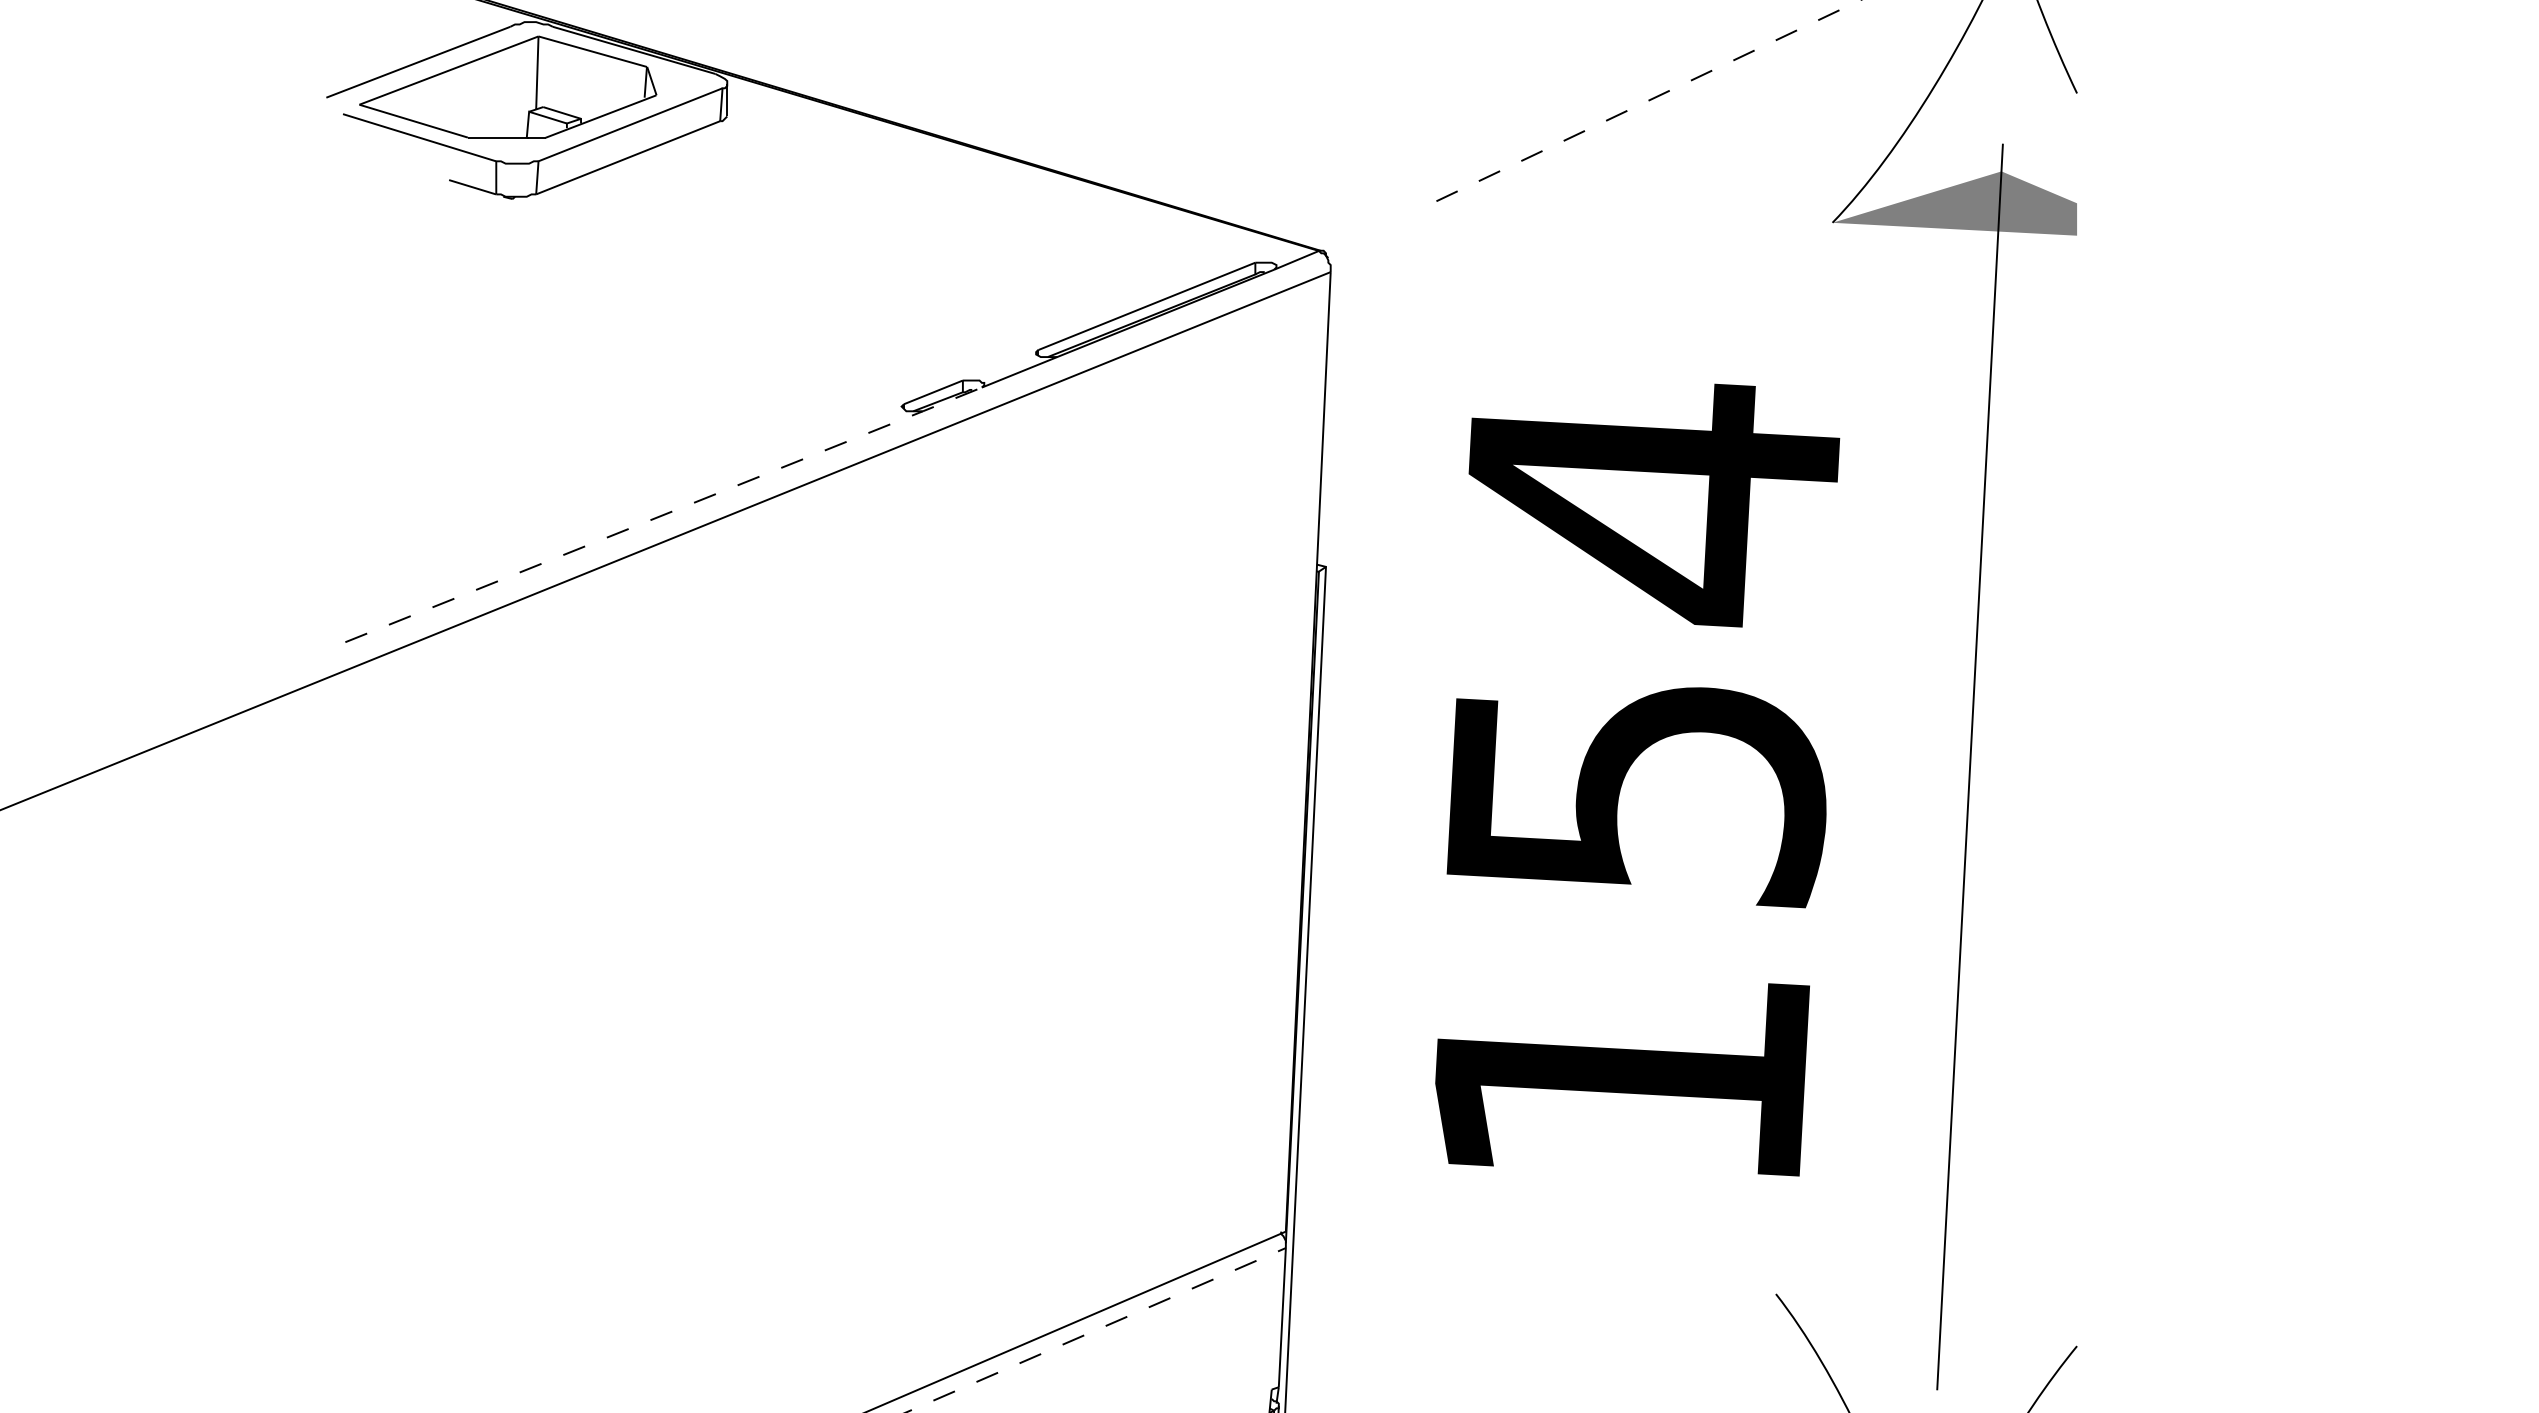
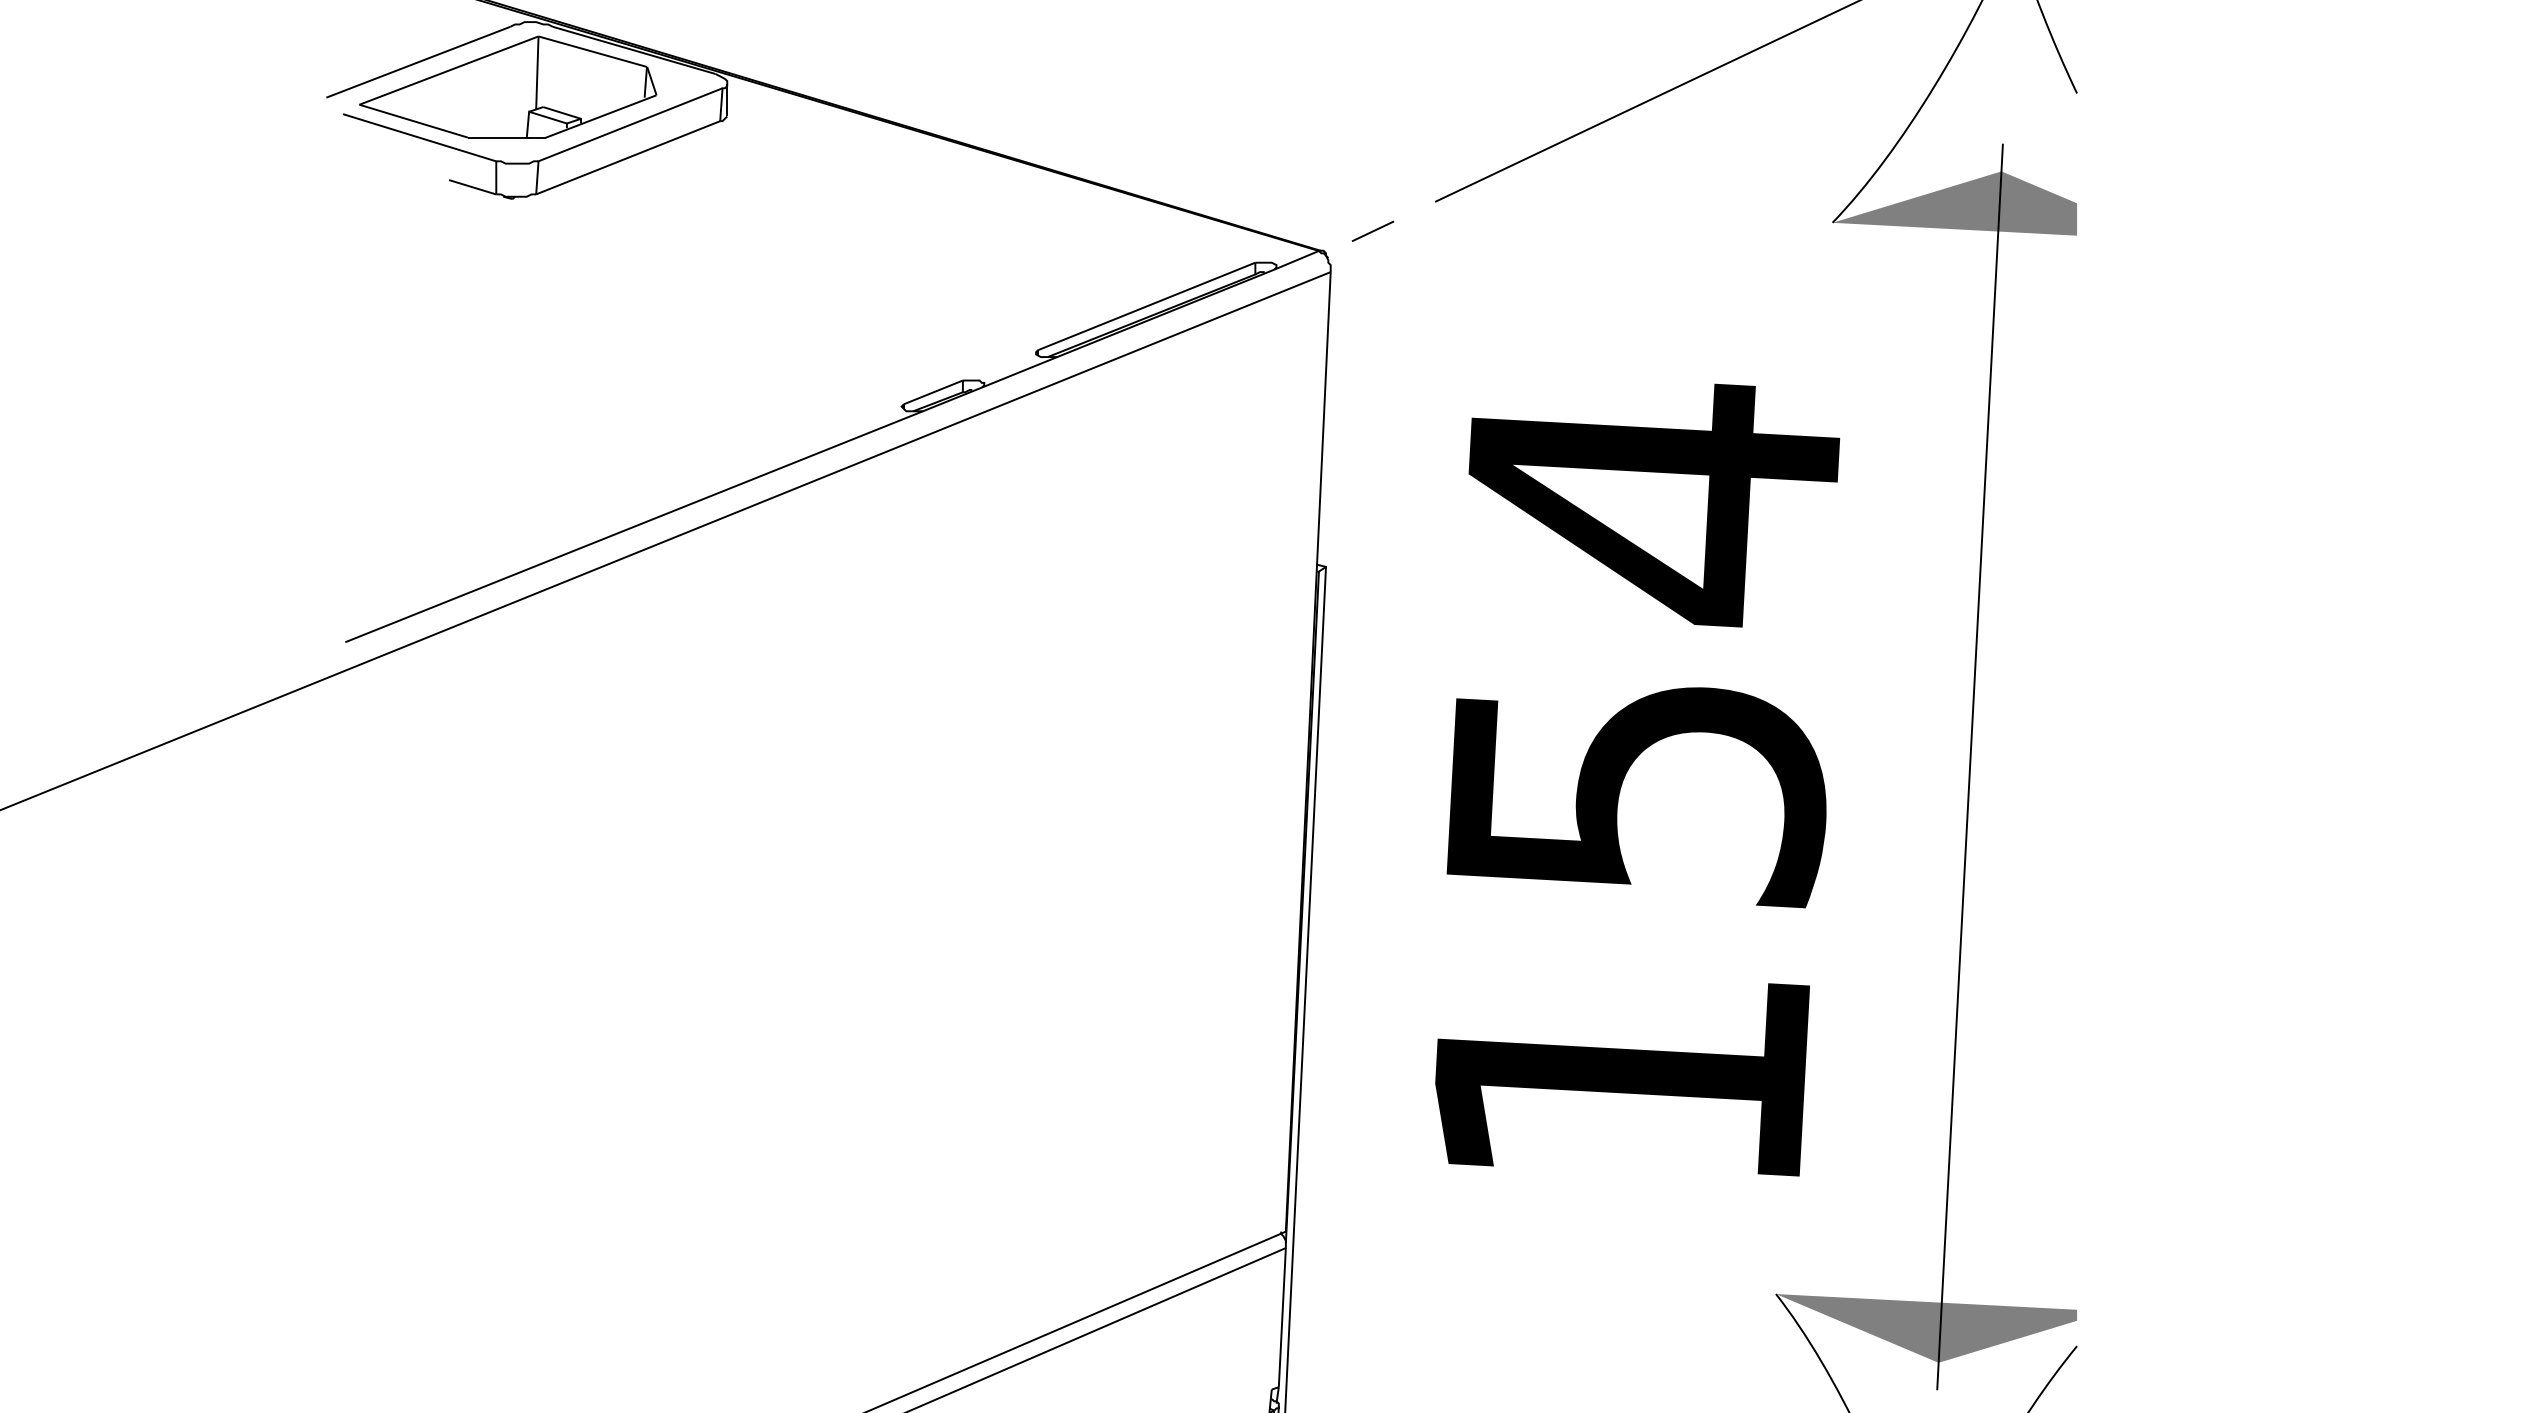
line: dashed -> solid (1647, 101)
line: none -> present (1372, 230)
line: dashed -> solid (664, 514)
fill: none -> present (1926, 1328)
line: dashed -> solid (1095, 1330)
